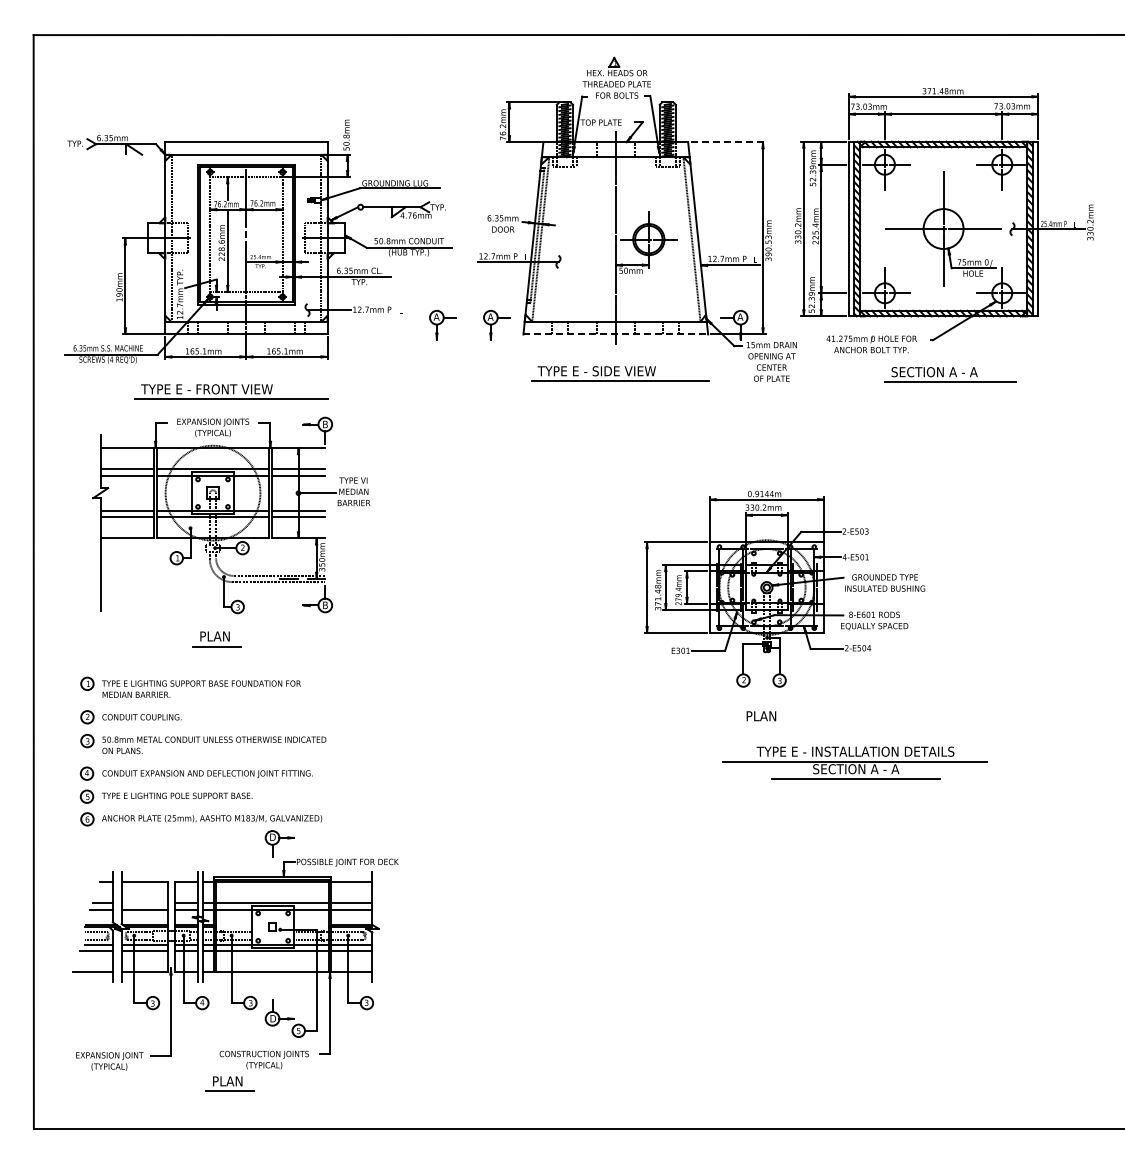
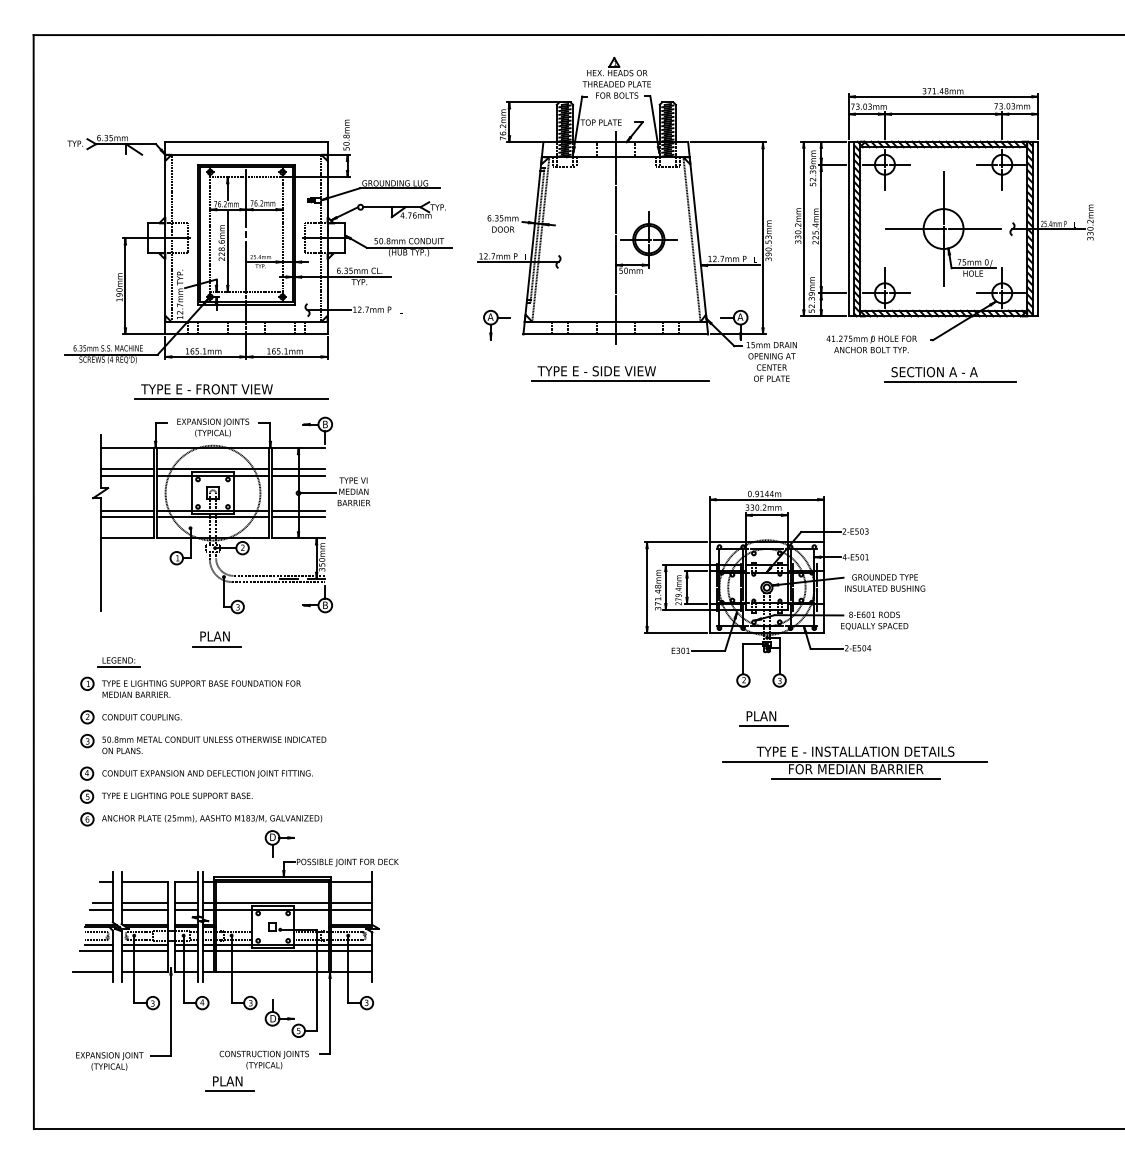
line: dashed -> solid (728, 142)
part: present -> none (442, 325)
line: dashed -> solid (616, 334)
part: none -> present (118, 662)
line: none -> present (763, 726)
text: SECTION A - A -> FOR MEDIAN BARRIER (856, 769)
line: none -> present (144, 903)
